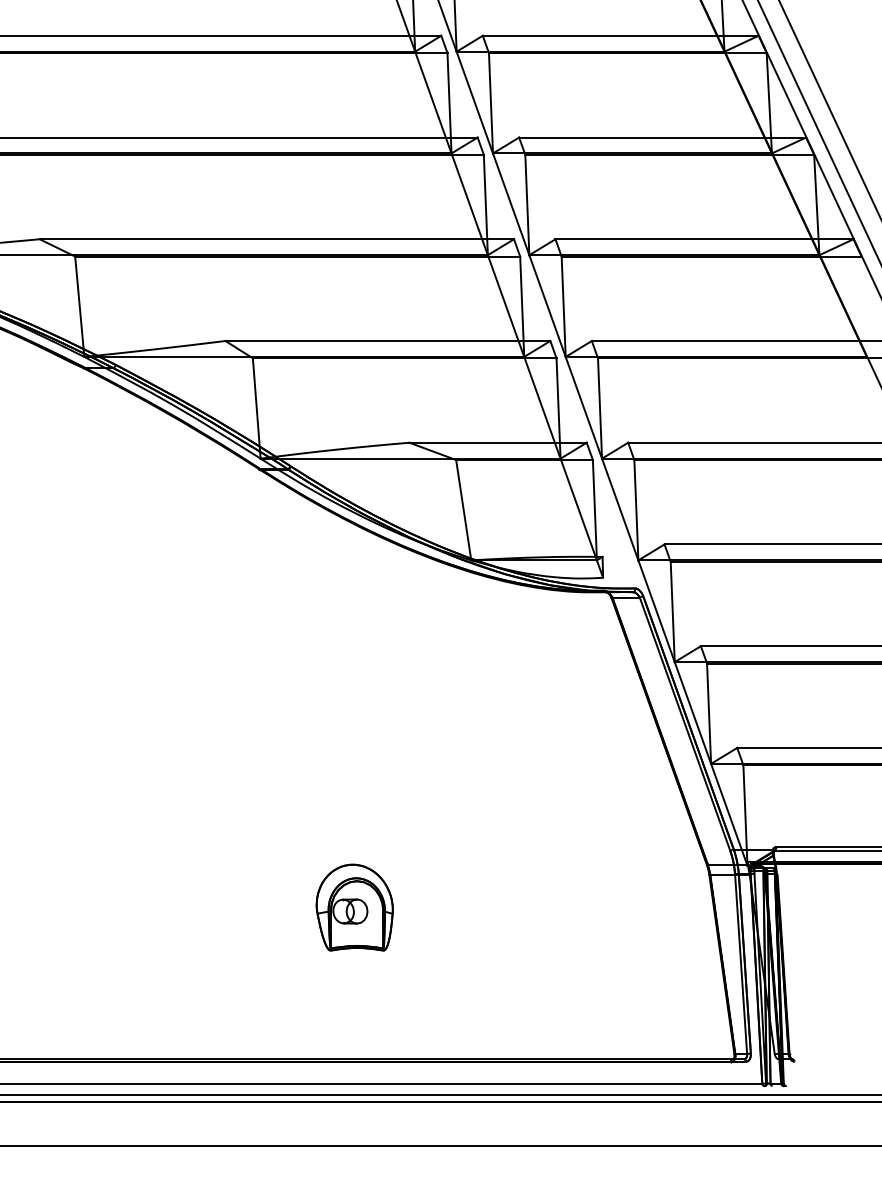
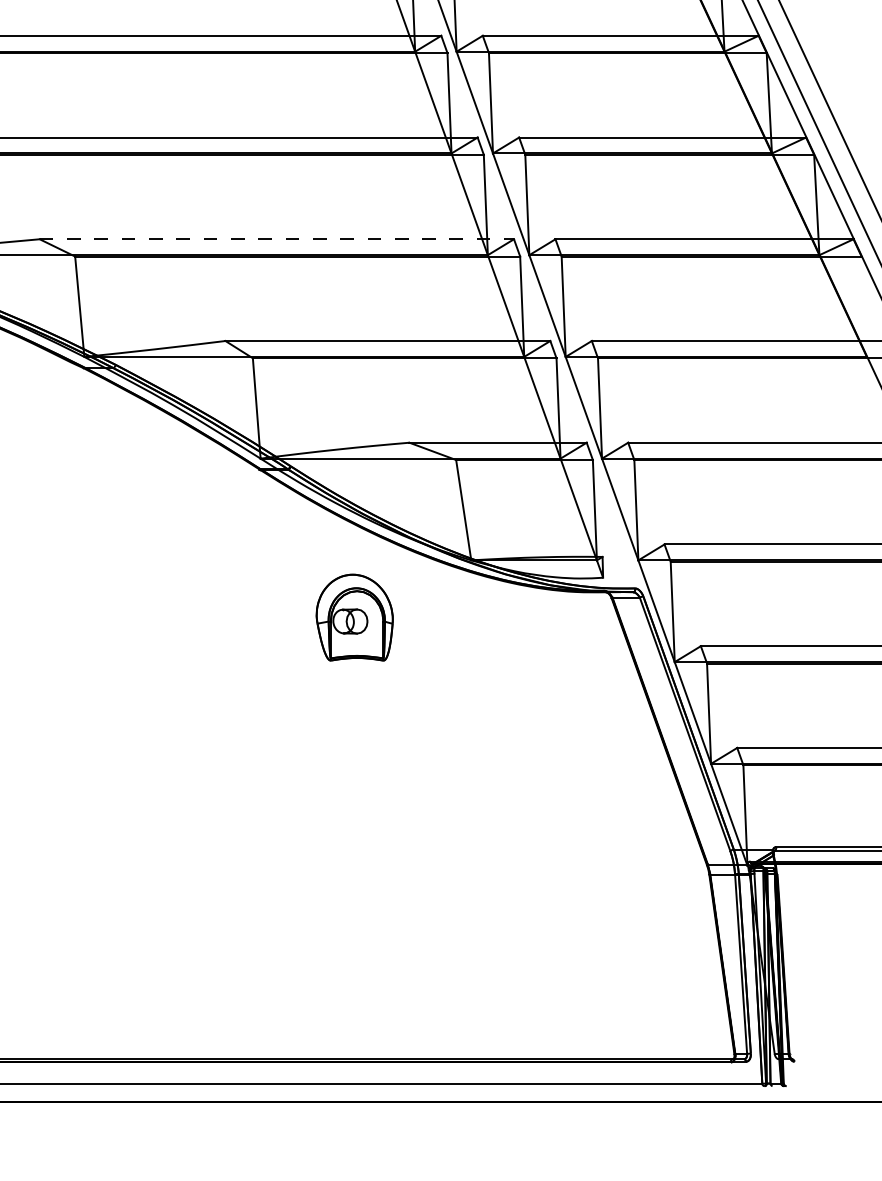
line: solid -> dashed (277, 239)
part position: (354, 907) -> (354, 617) (354, 617)
line: present -> none (440, 1094)
line: present -> none (440, 1145)
